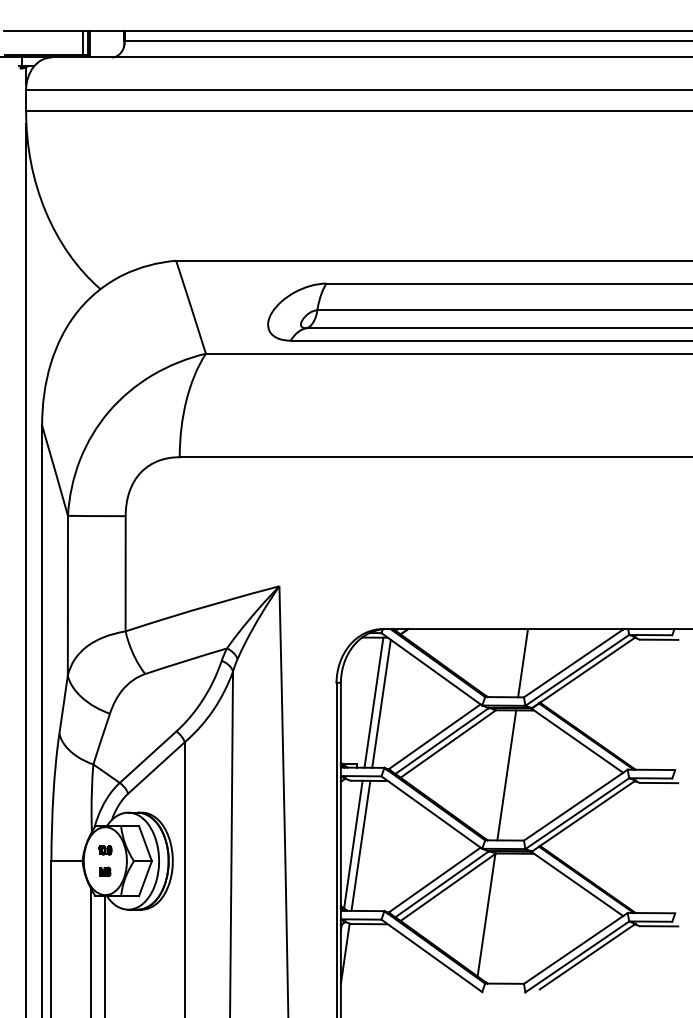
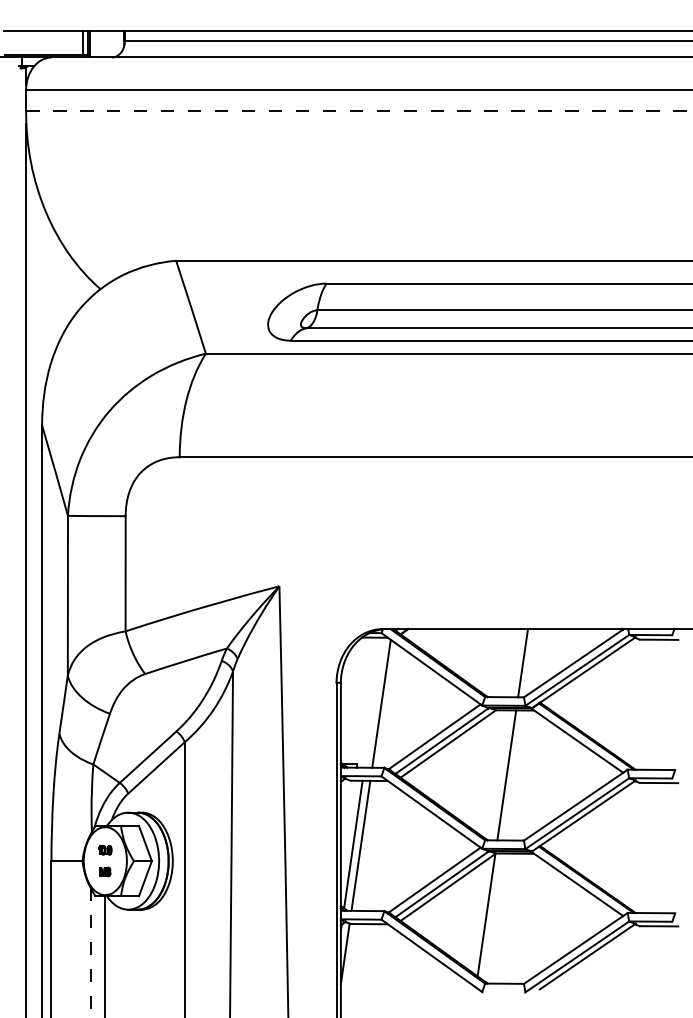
line: solid -> dashed (360, 111)
line: present -> none (373, 702)
line: solid -> dashed (90, 952)
